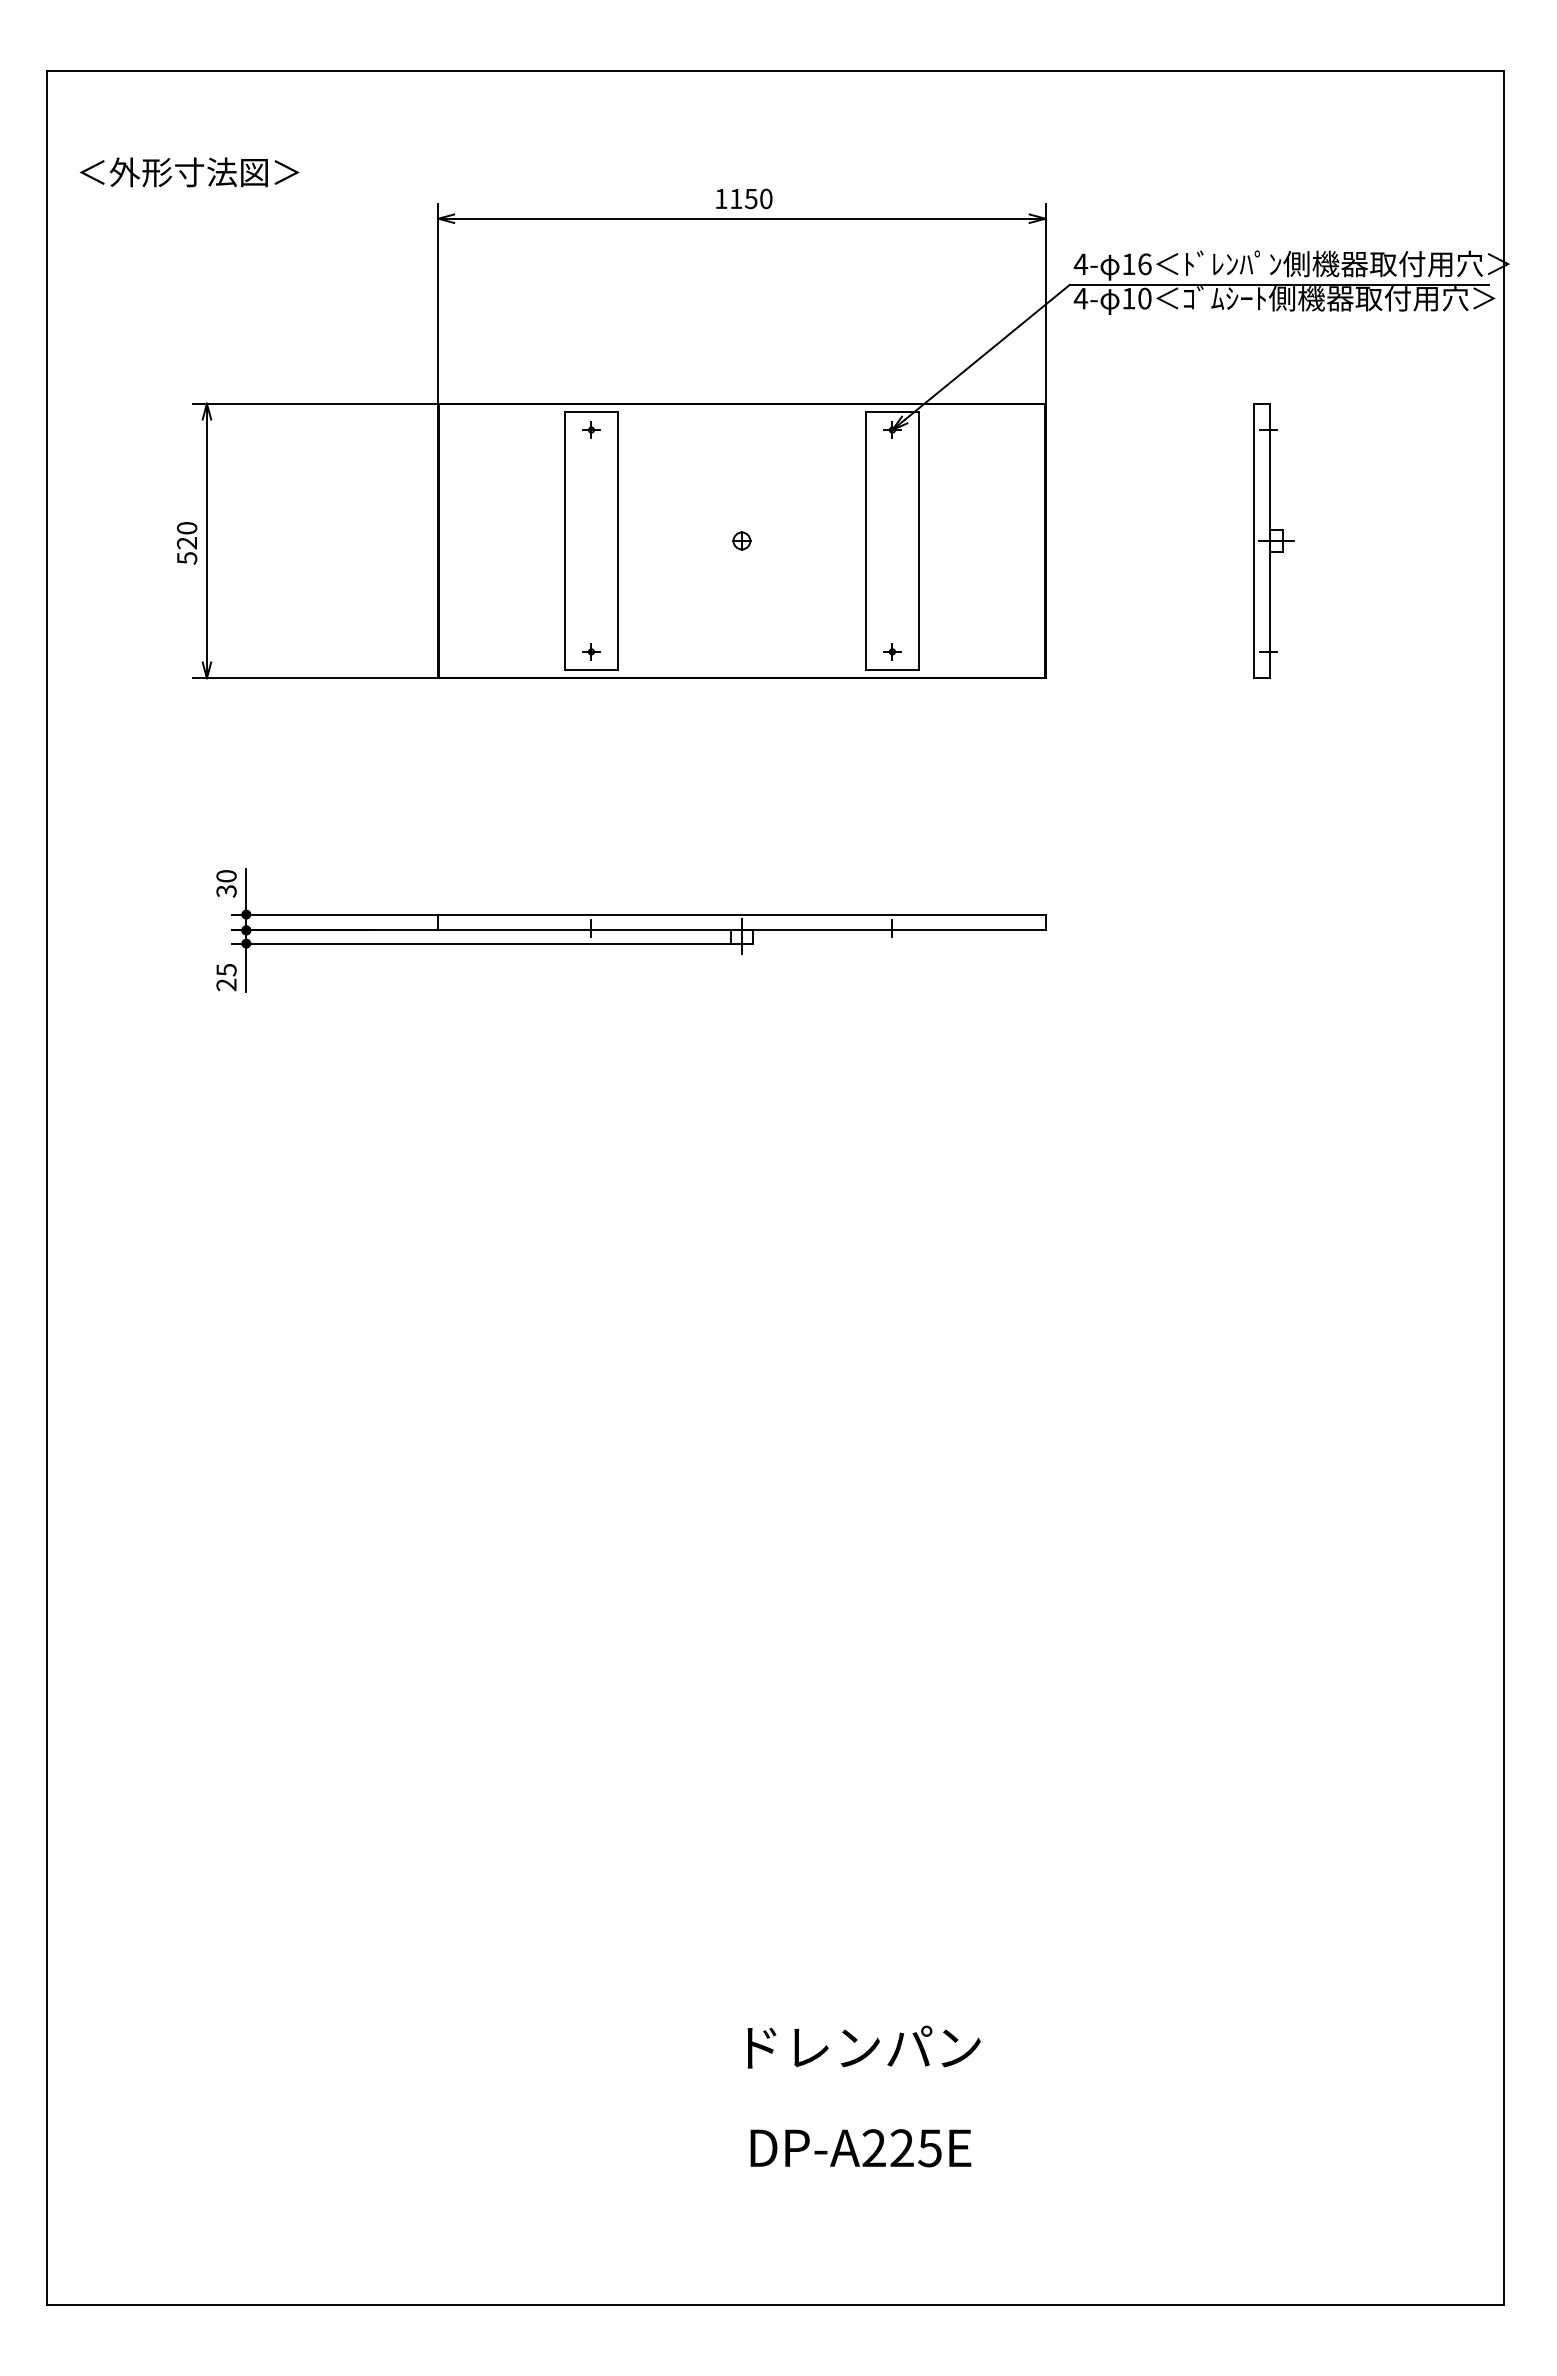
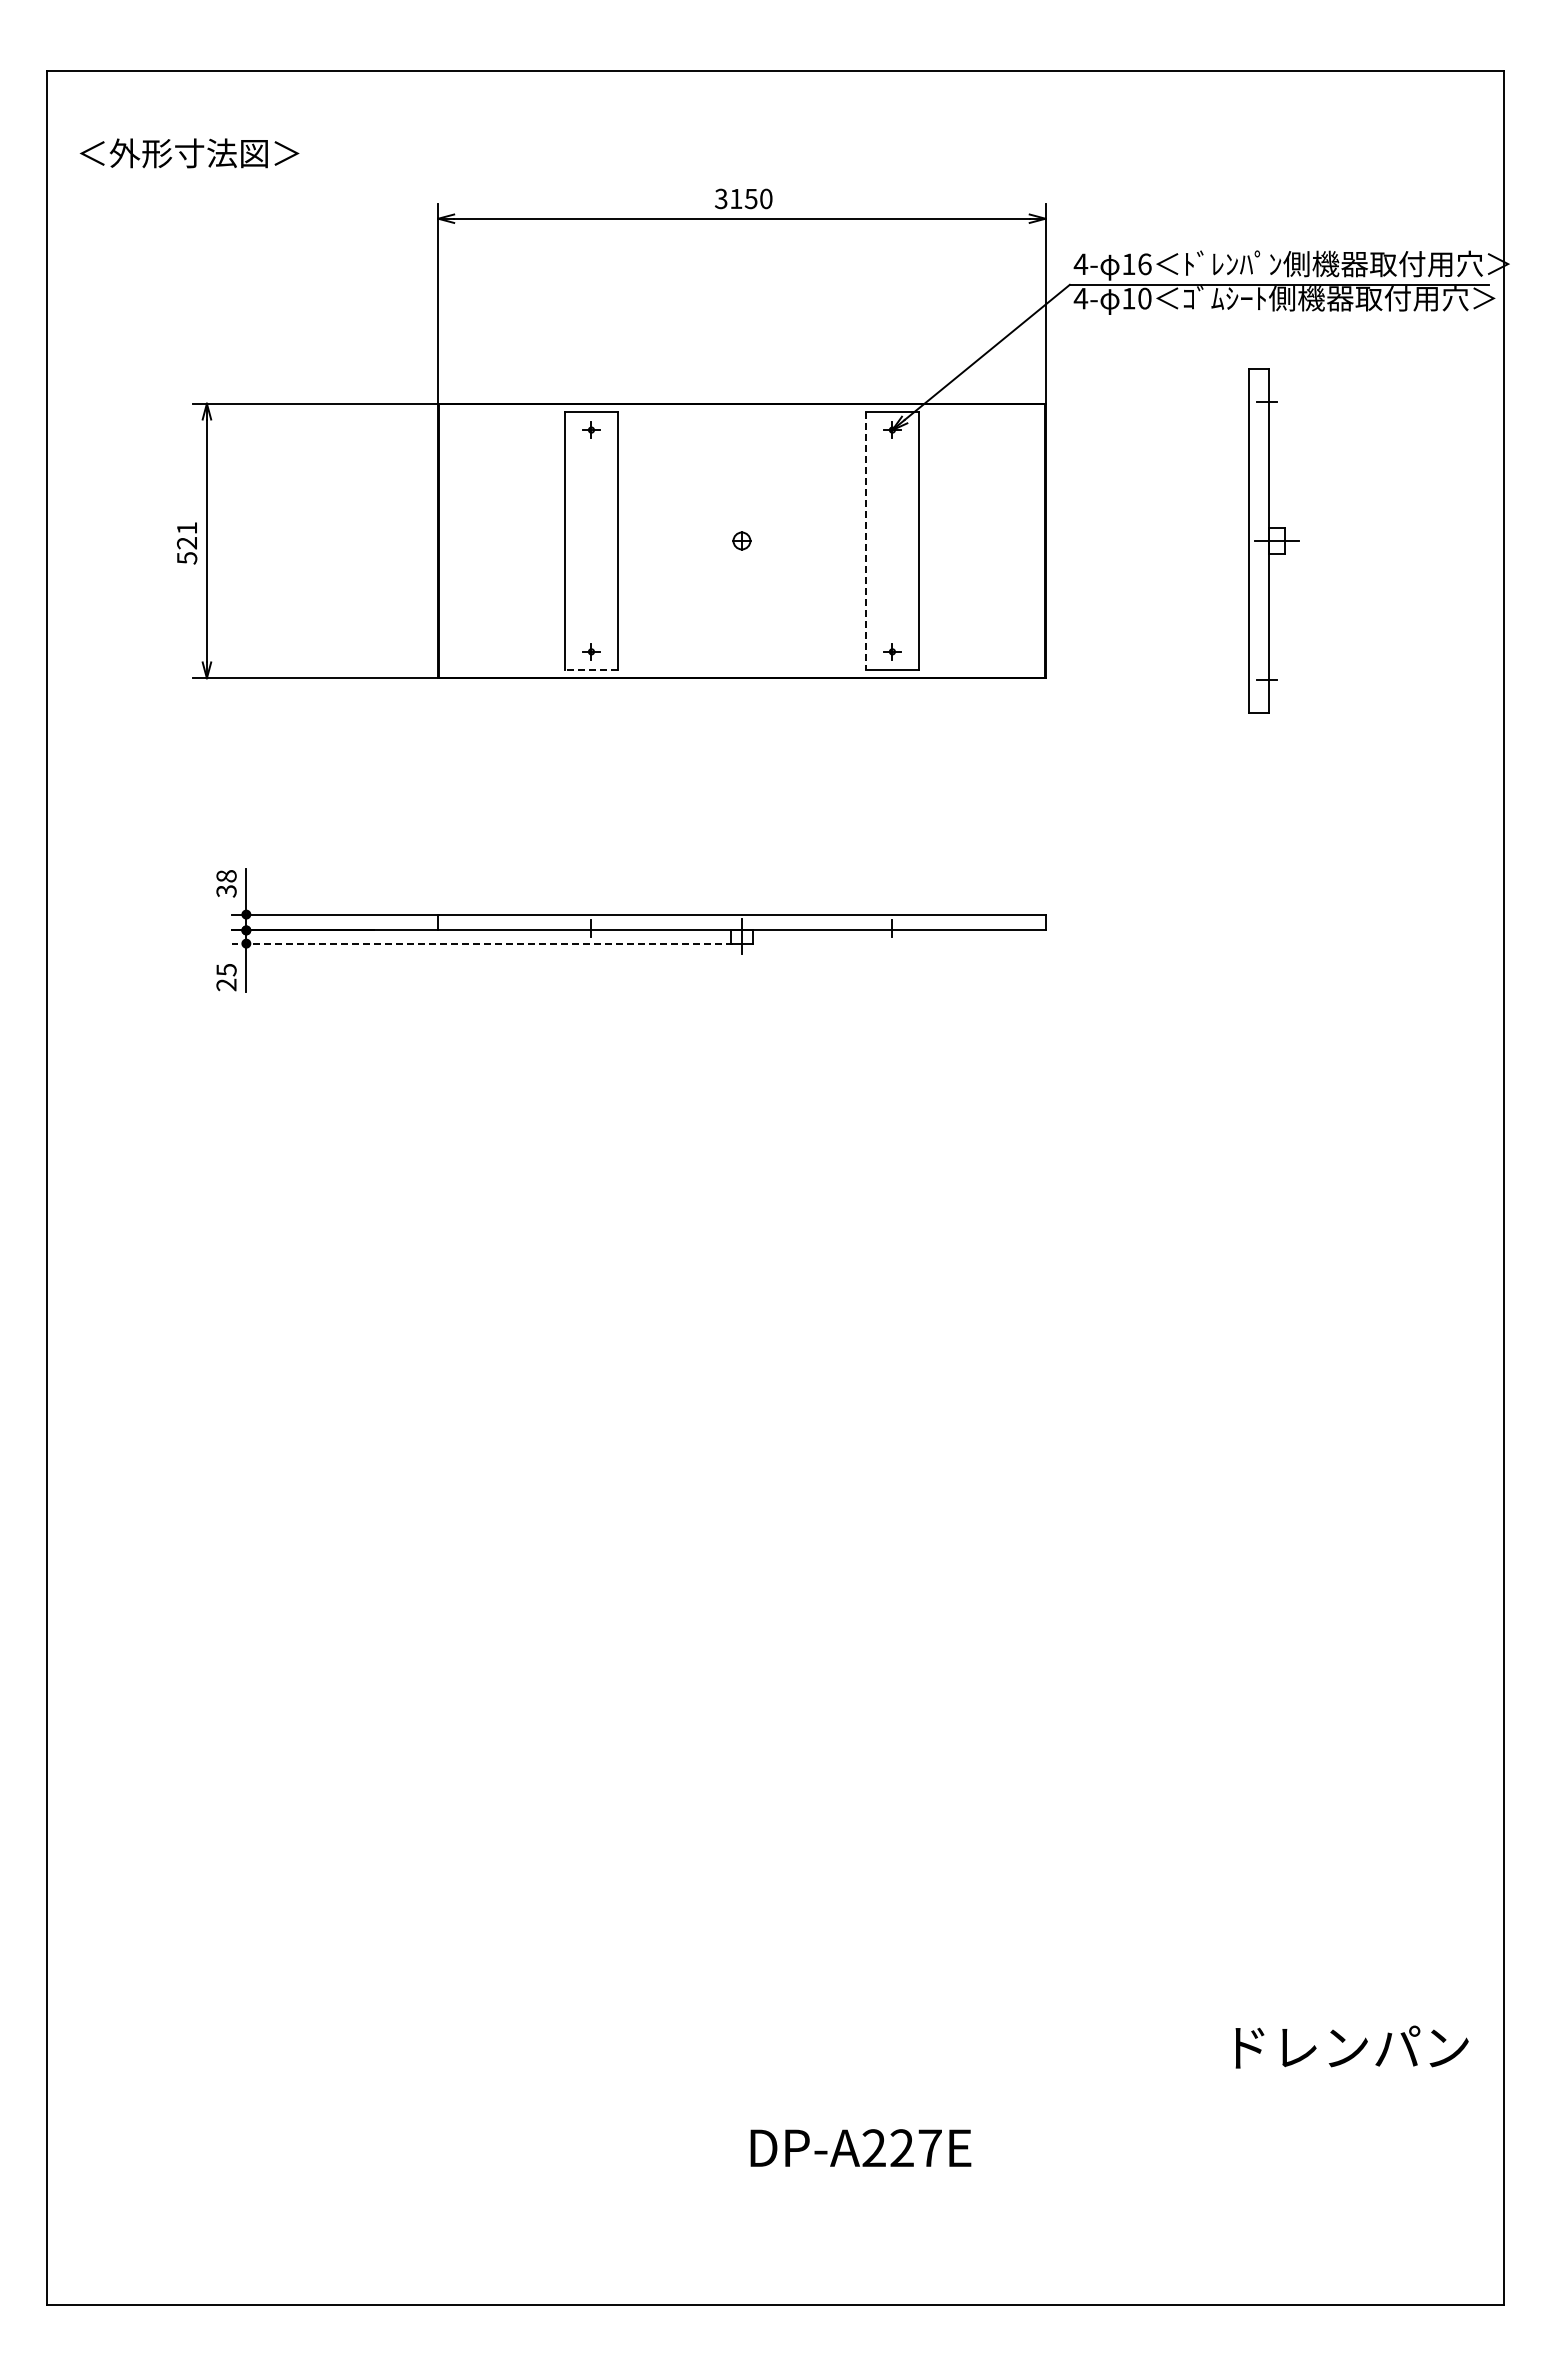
text position: (189, 172) -> (189, 153) (189, 153)
text: 1150 -> 3150 (720, 198)
text: 520 -> 521 (187, 528)
part size: 42x276 px -> 52x346 px (1273, 540)
line: solid -> dashed (866, 541)
line: solid -> dashed (590, 670)
text: 30 -> 38 (226, 876)
line: solid -> dashed (481, 943)
text position: (863, 2046) -> (1351, 2046) (1351, 2046)
text: DP-A225E -> DP-A227E (929, 2148)
